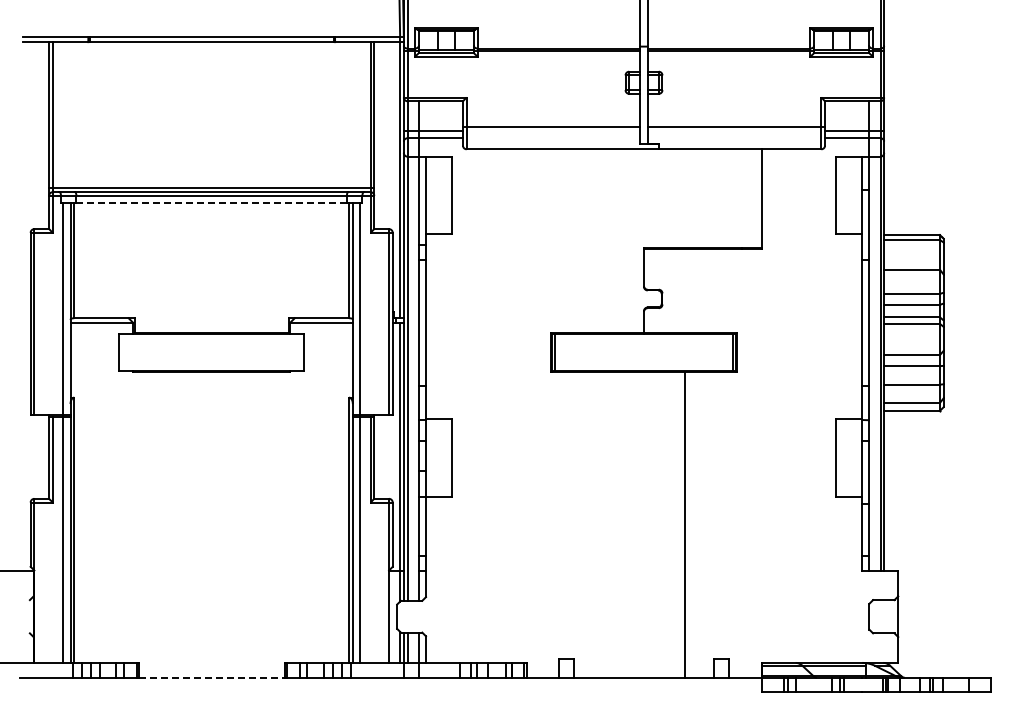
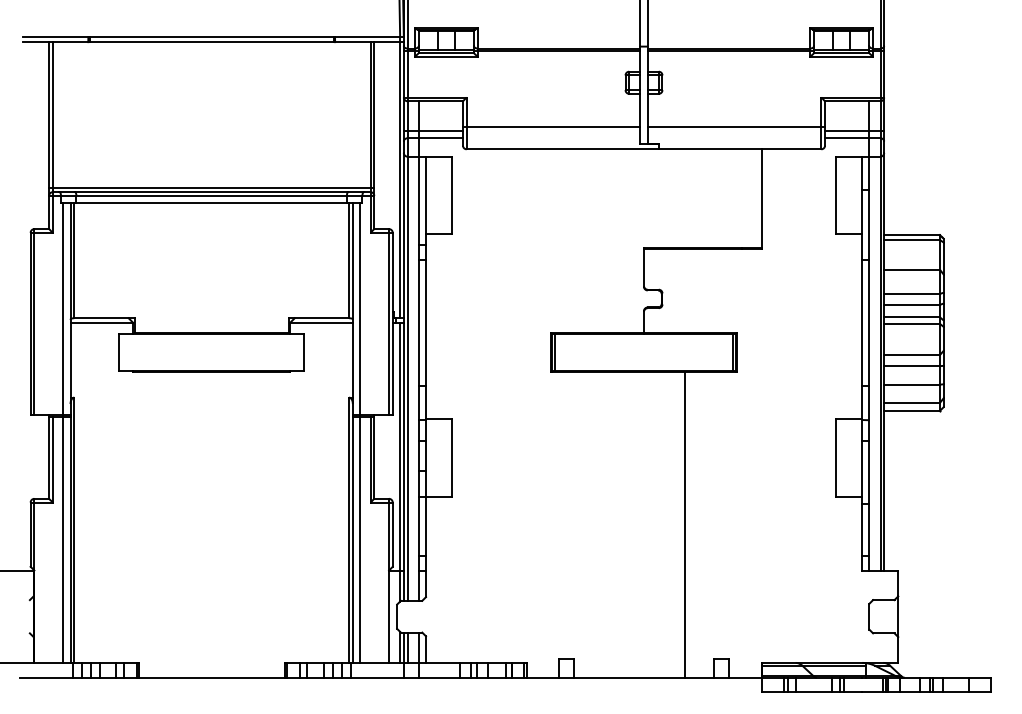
line: dashed -> solid (211, 203)
line: dashed -> solid (212, 677)
